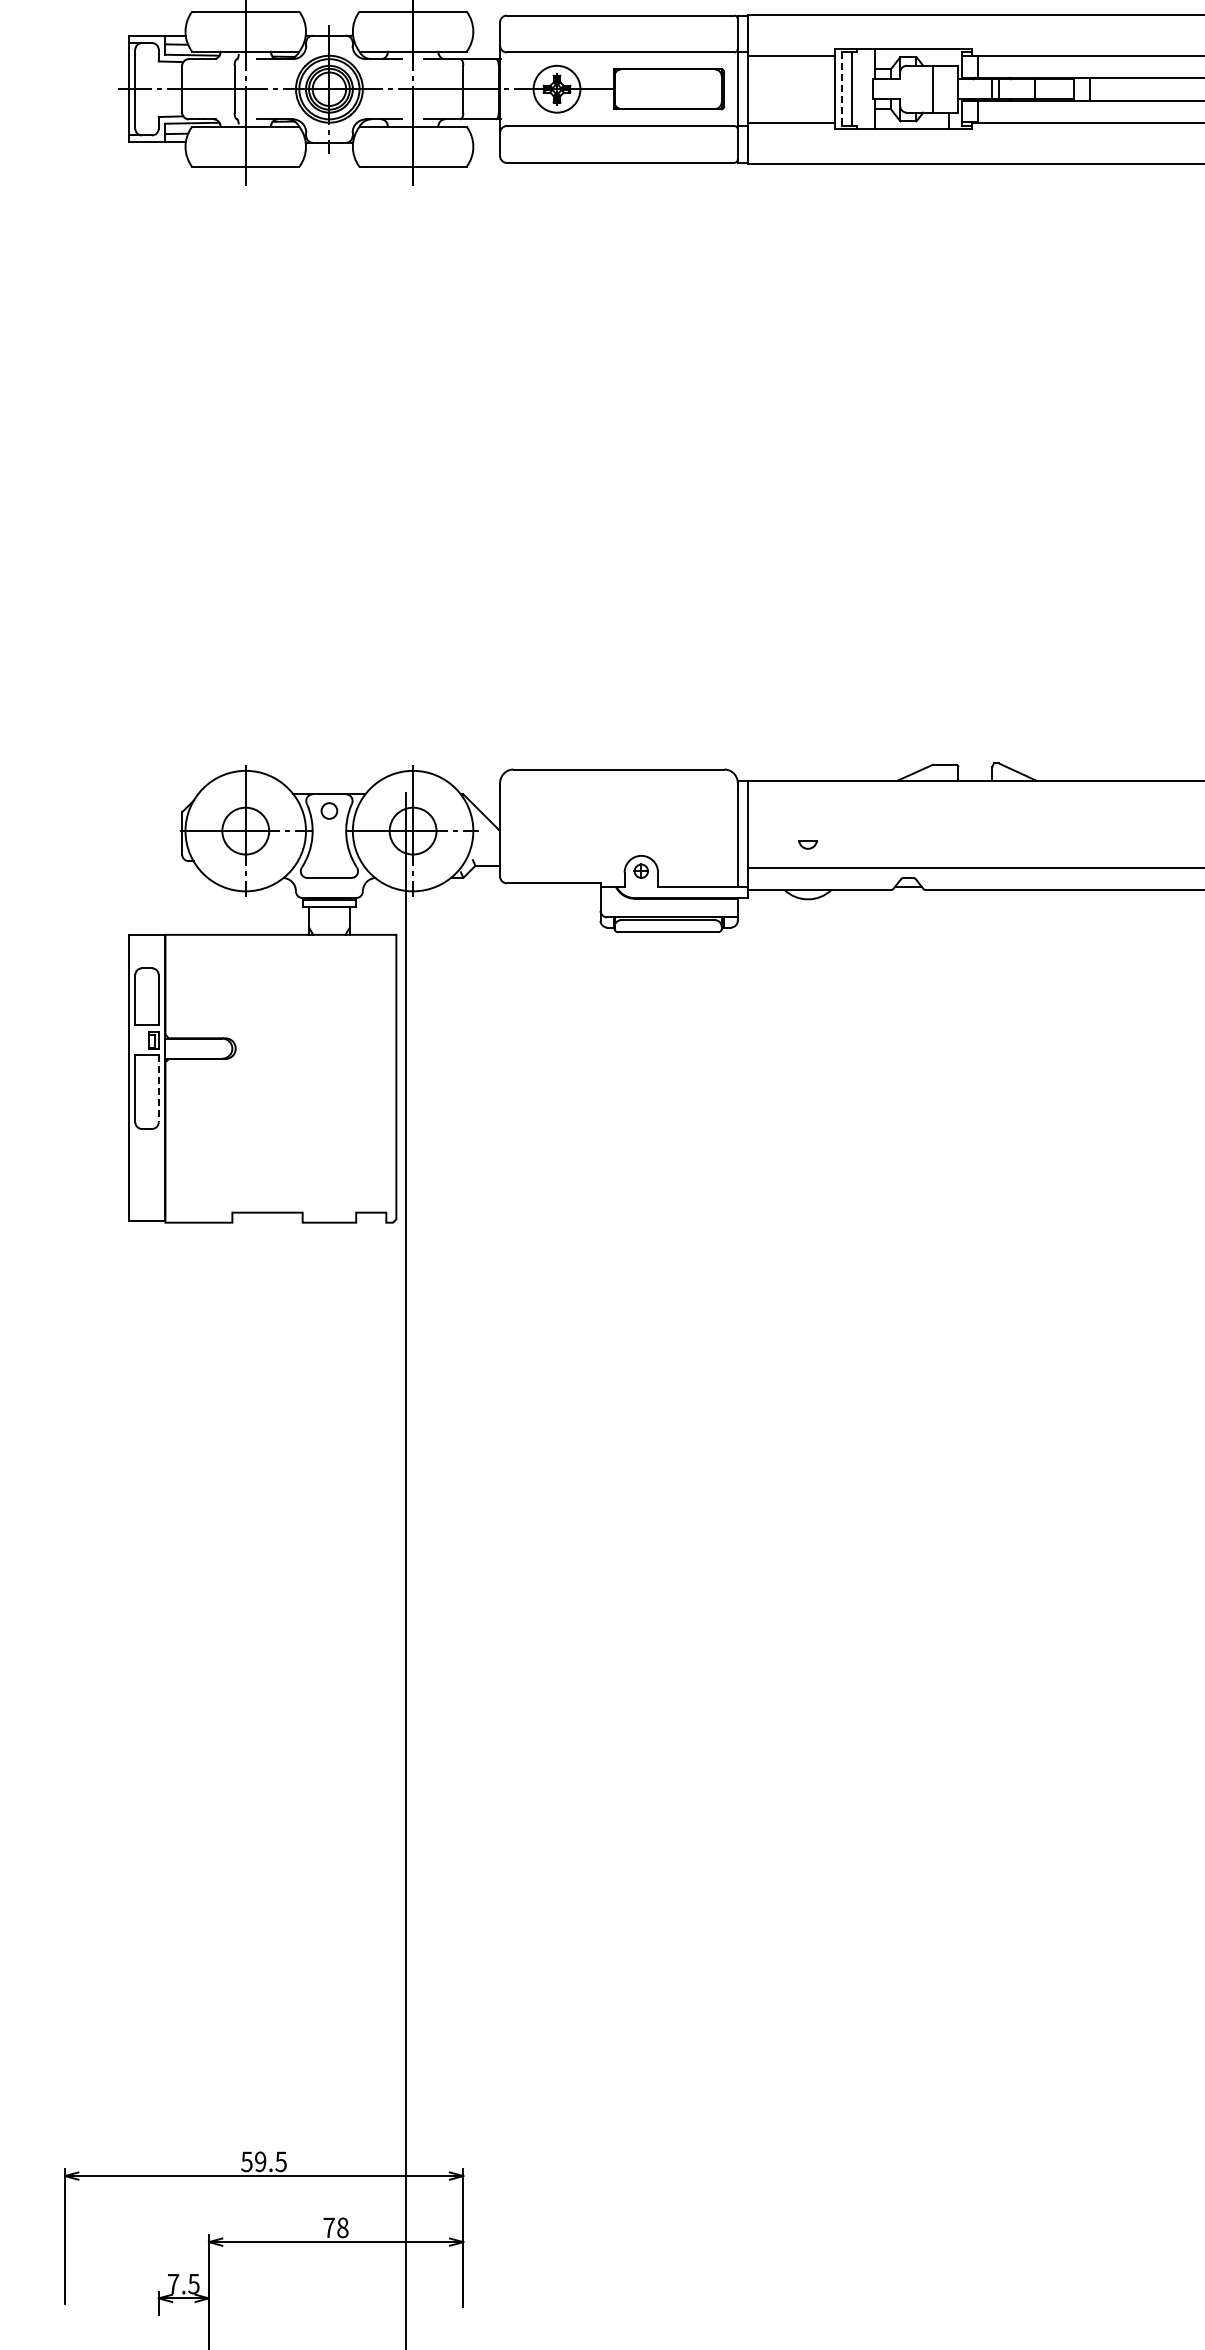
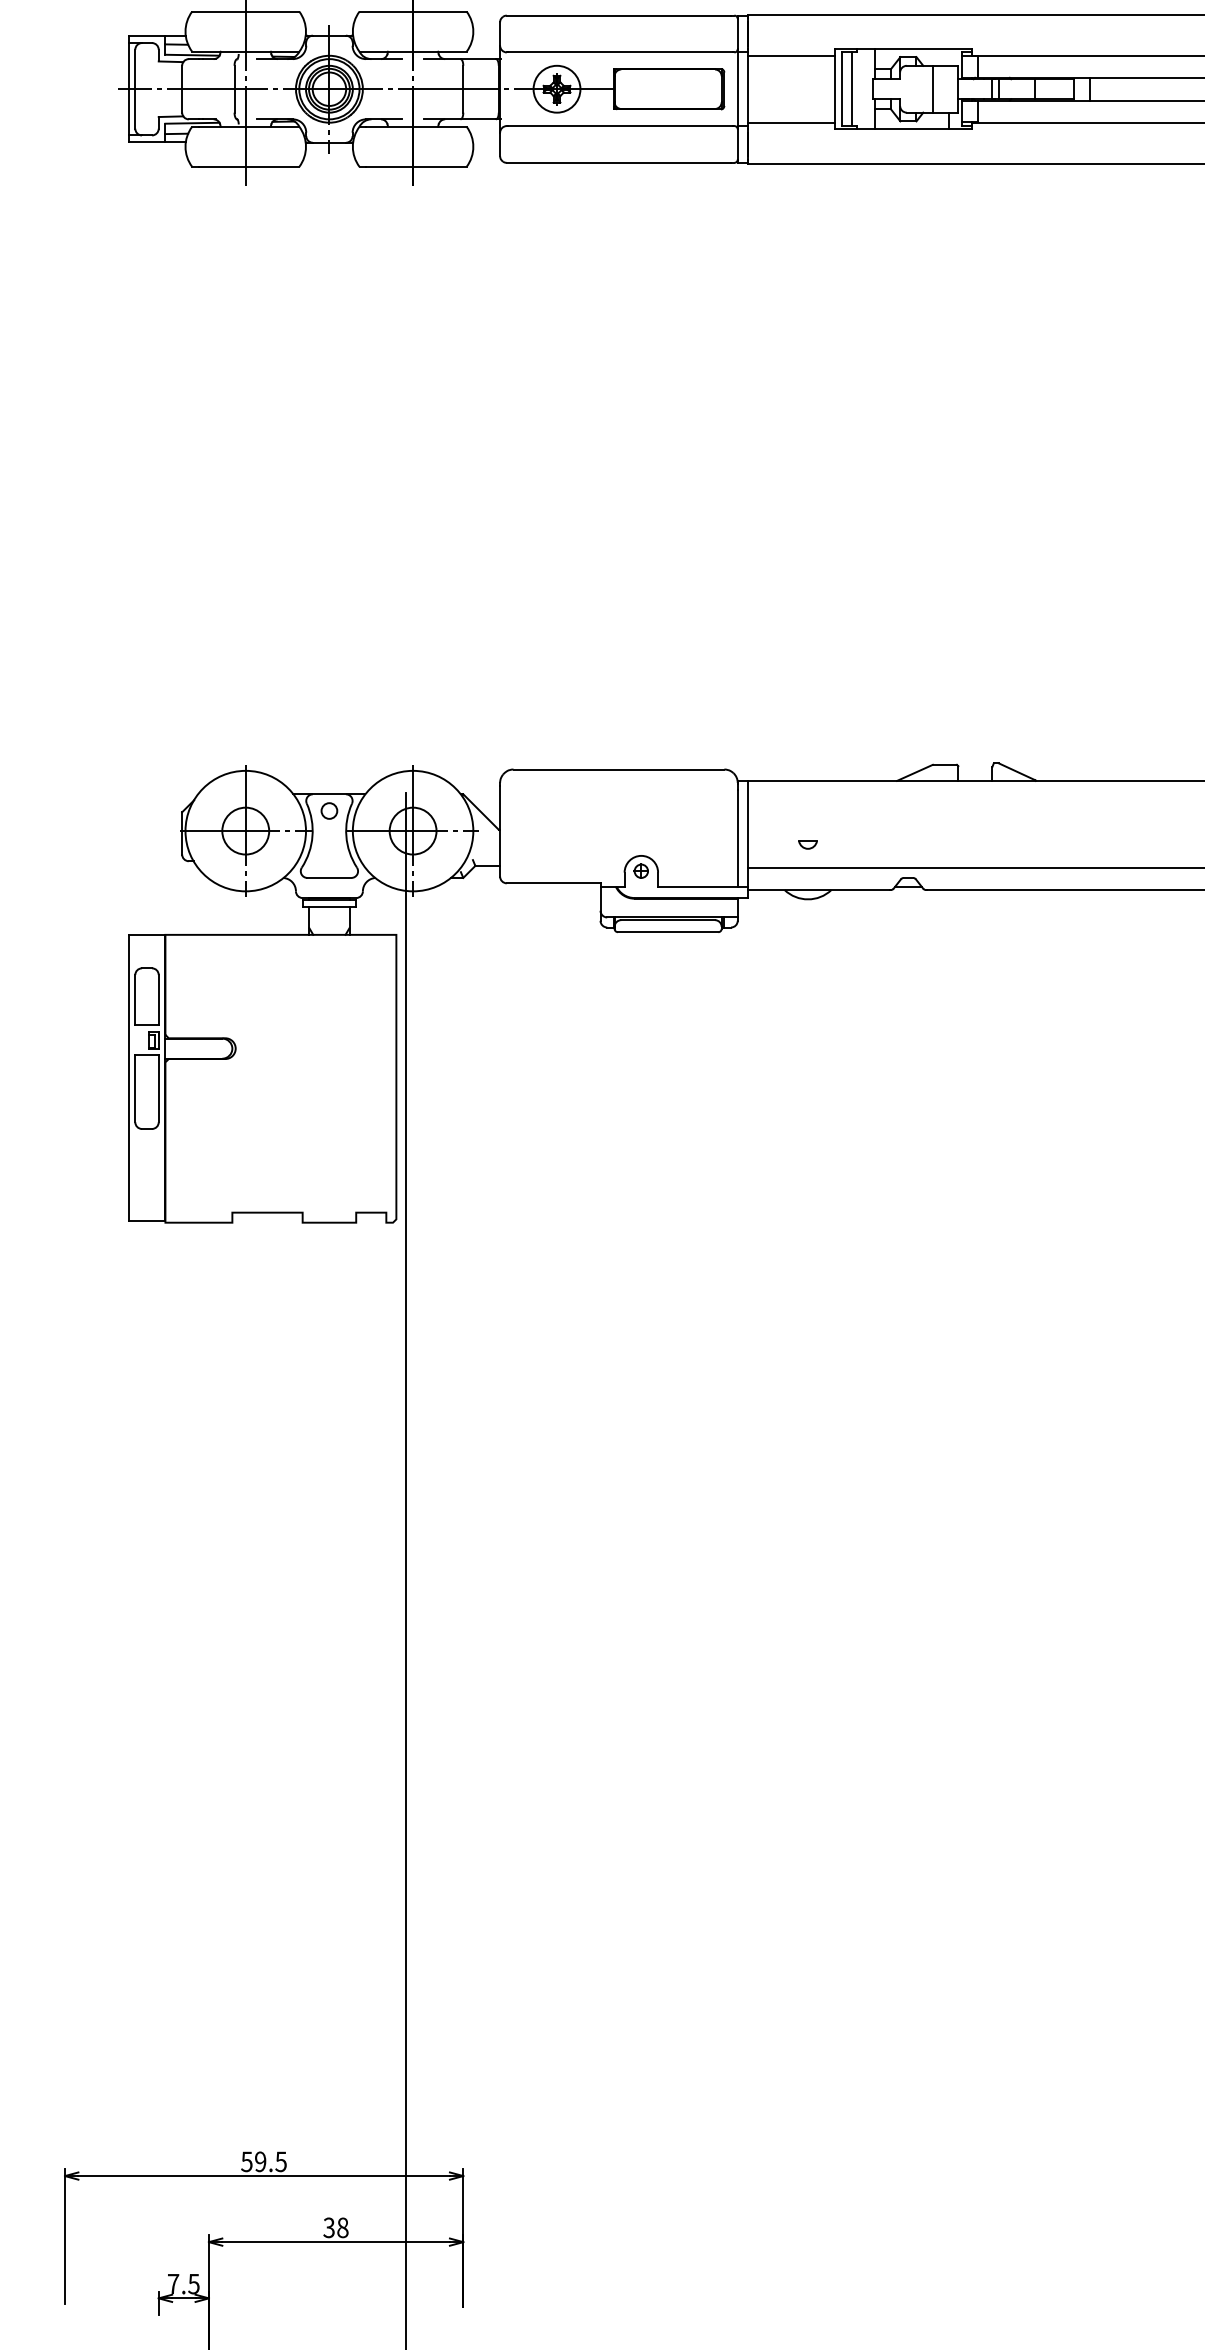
line: dashed -> solid (841, 89)
line: dashed -> solid (158, 1089)
text: 78 -> 38 (328, 2227)
